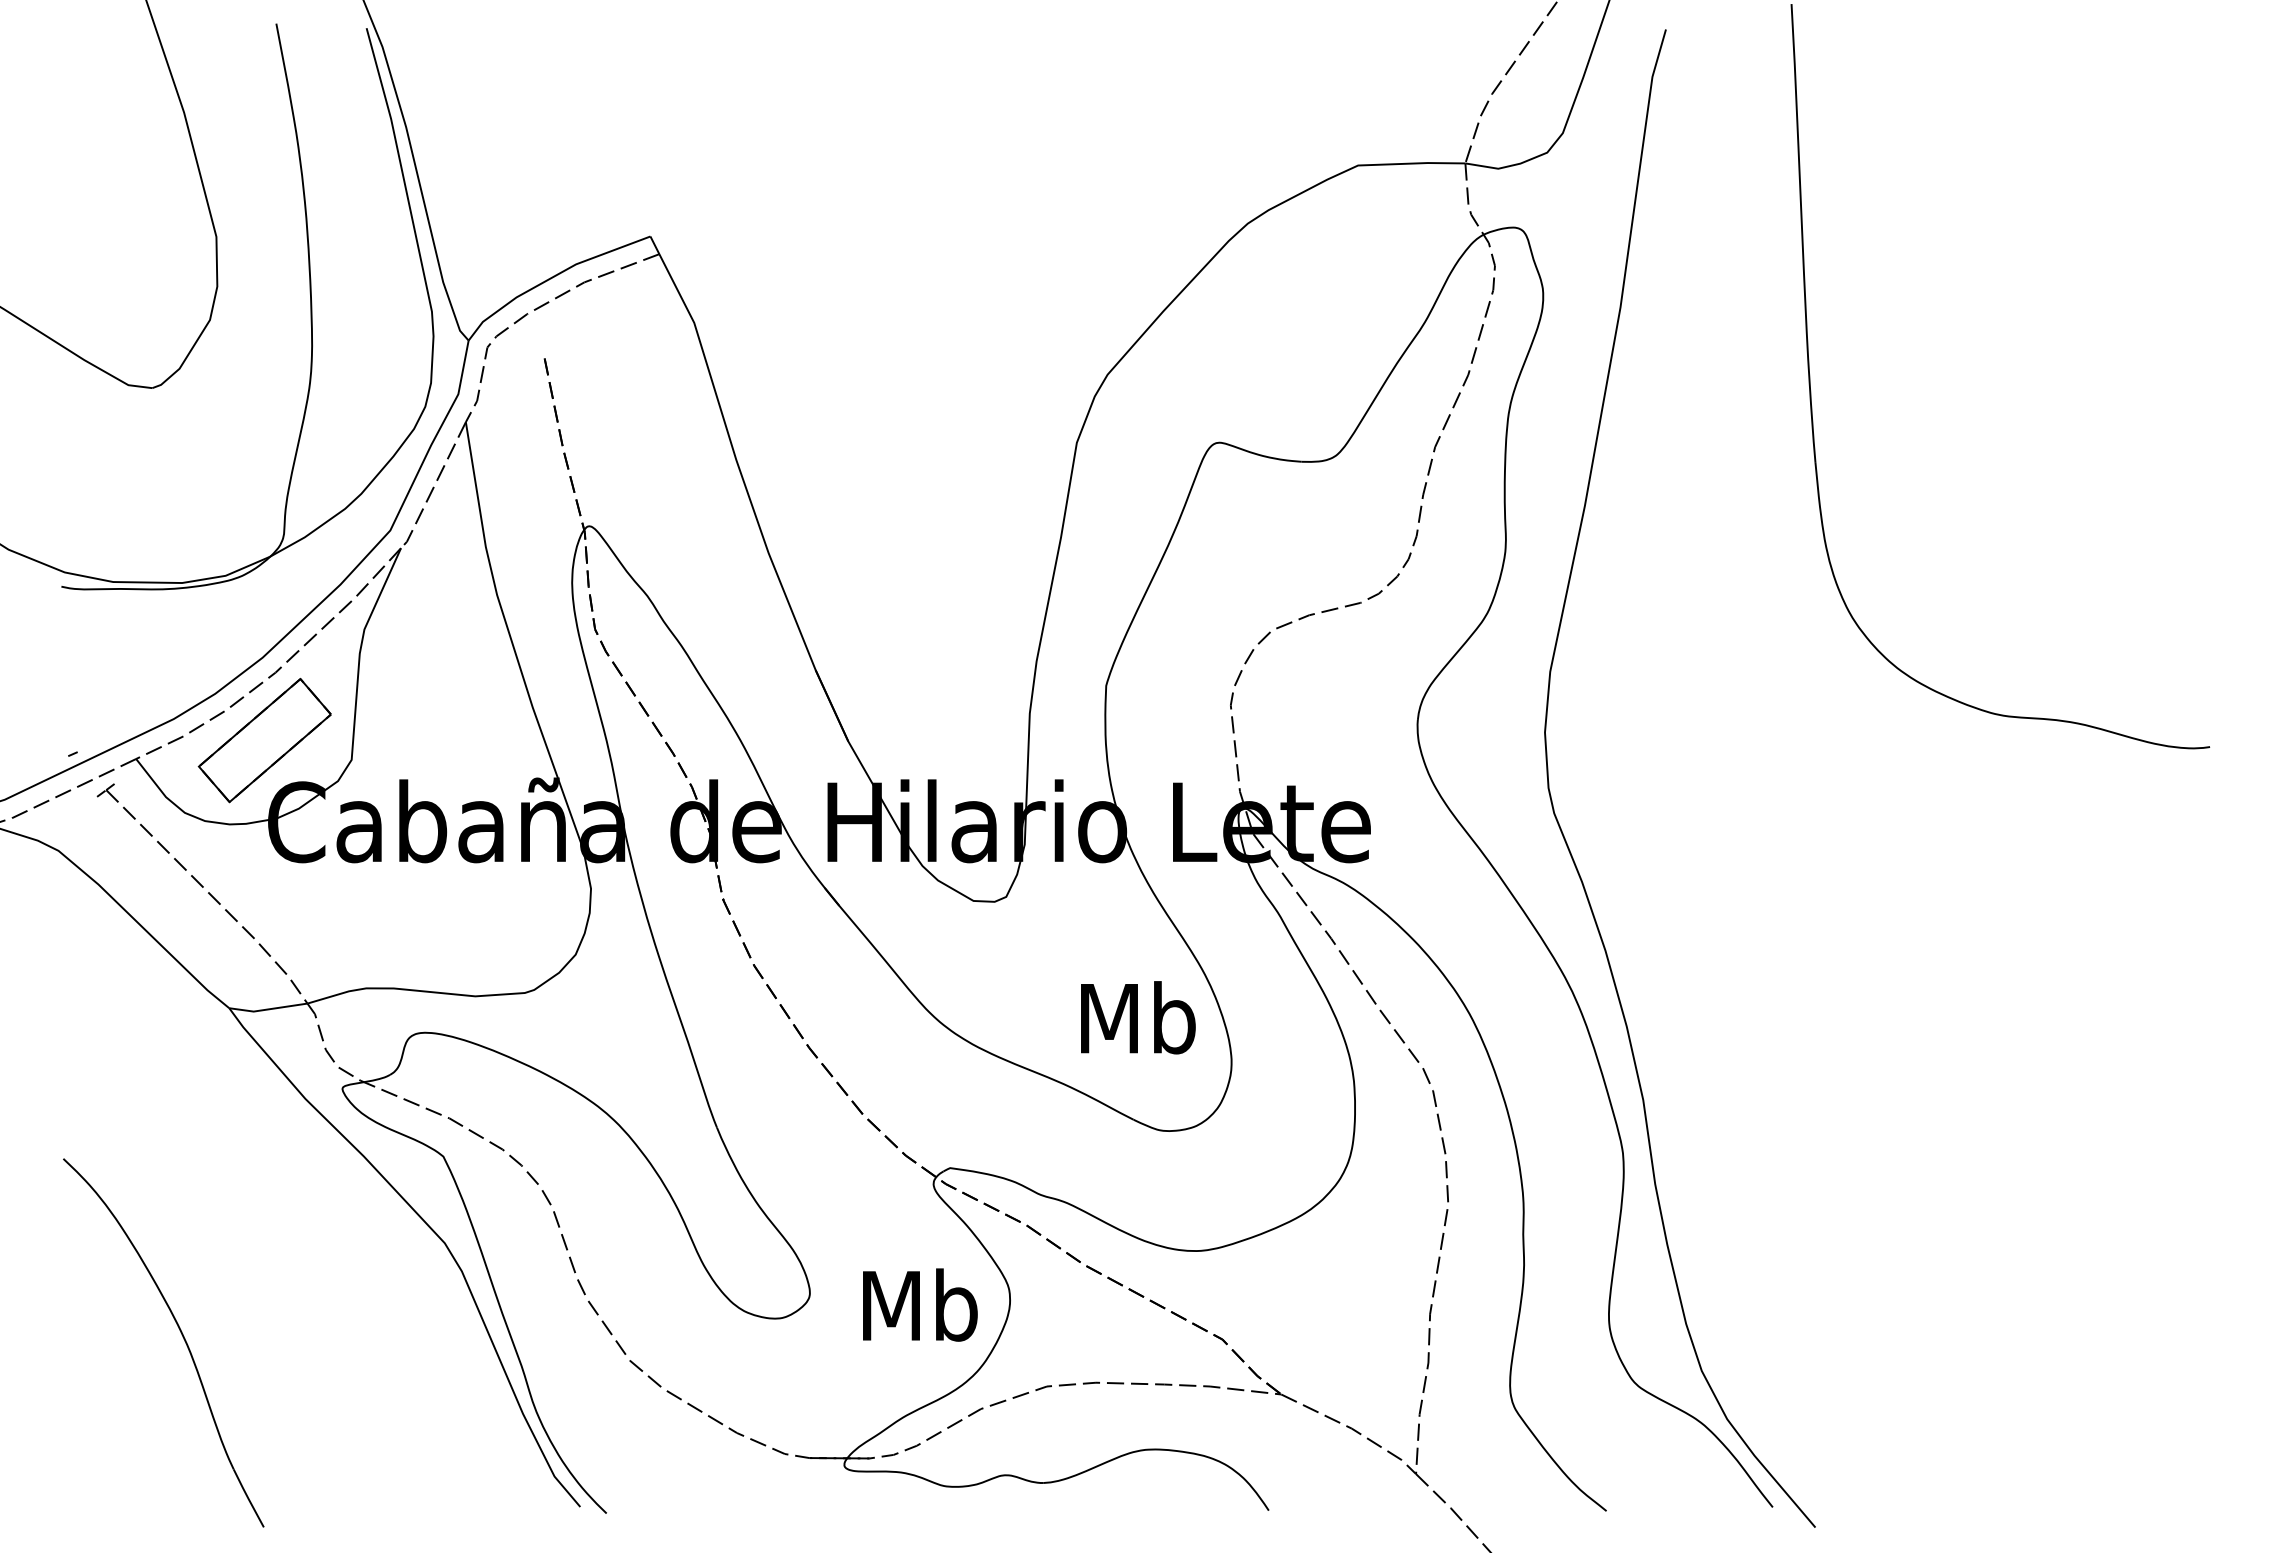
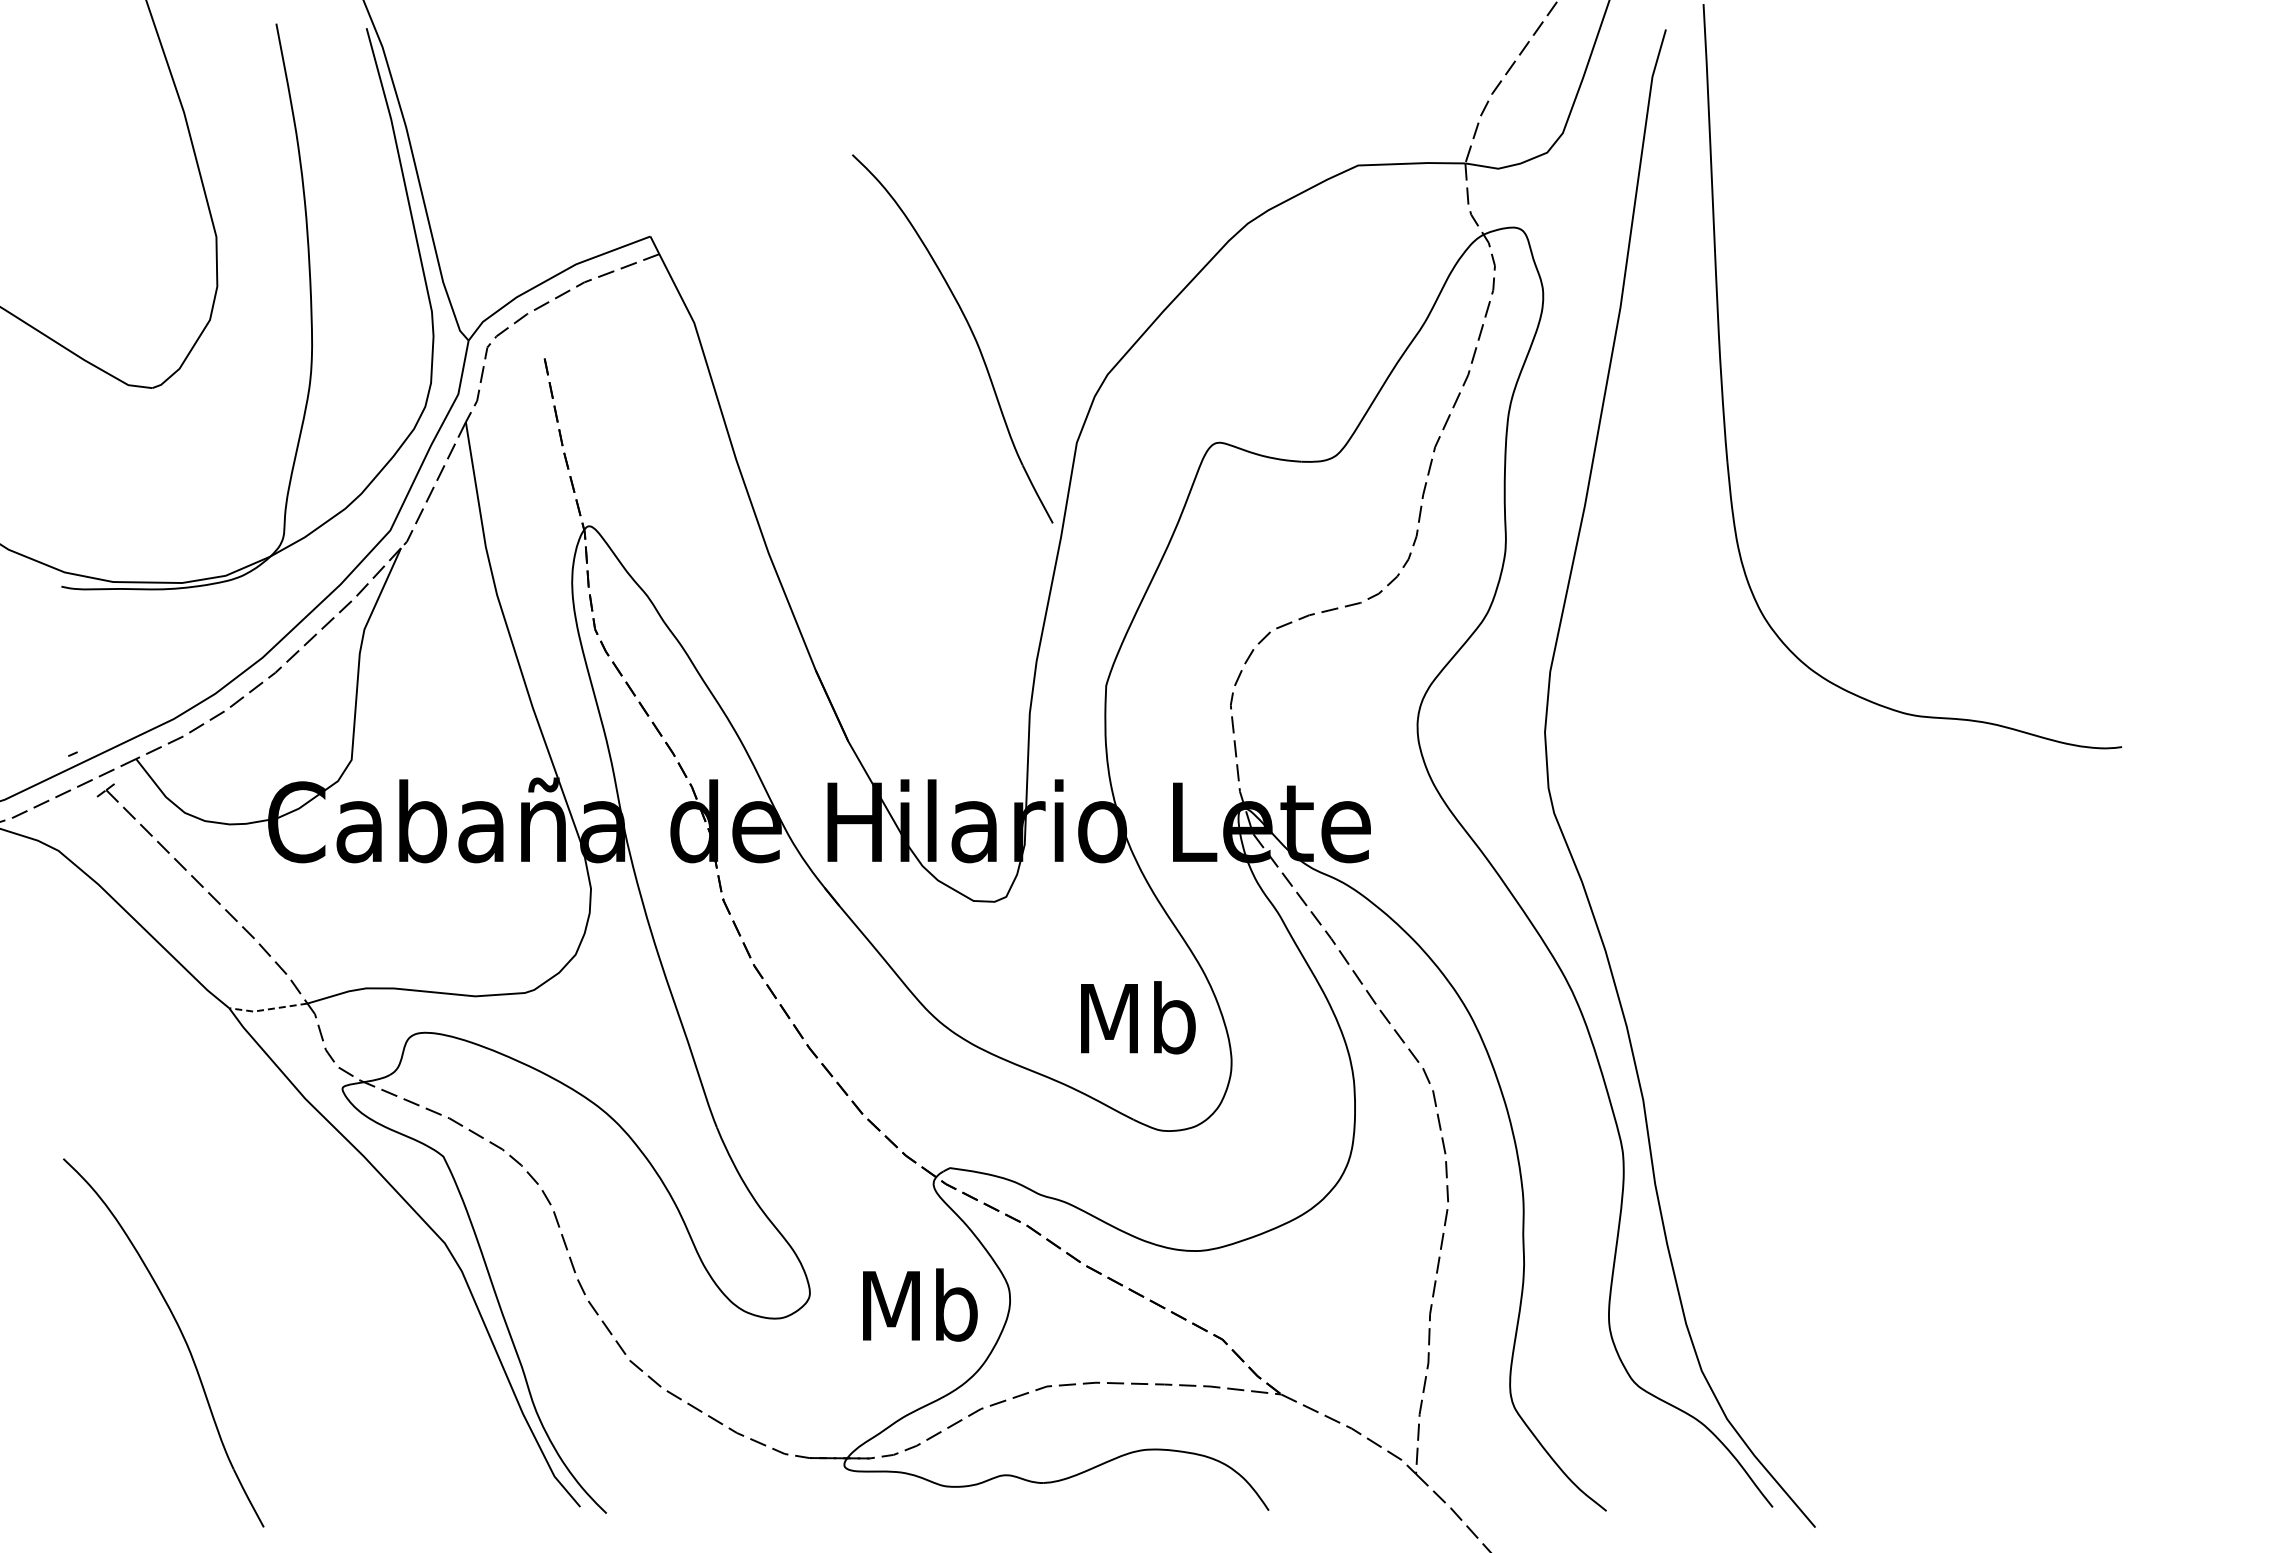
part: none -> present (970, 331)
part position: (1811, 390) -> (1723, 390) (1723, 390)
part: present -> none (264, 740)
line: solid -> dashed (267, 1009)
